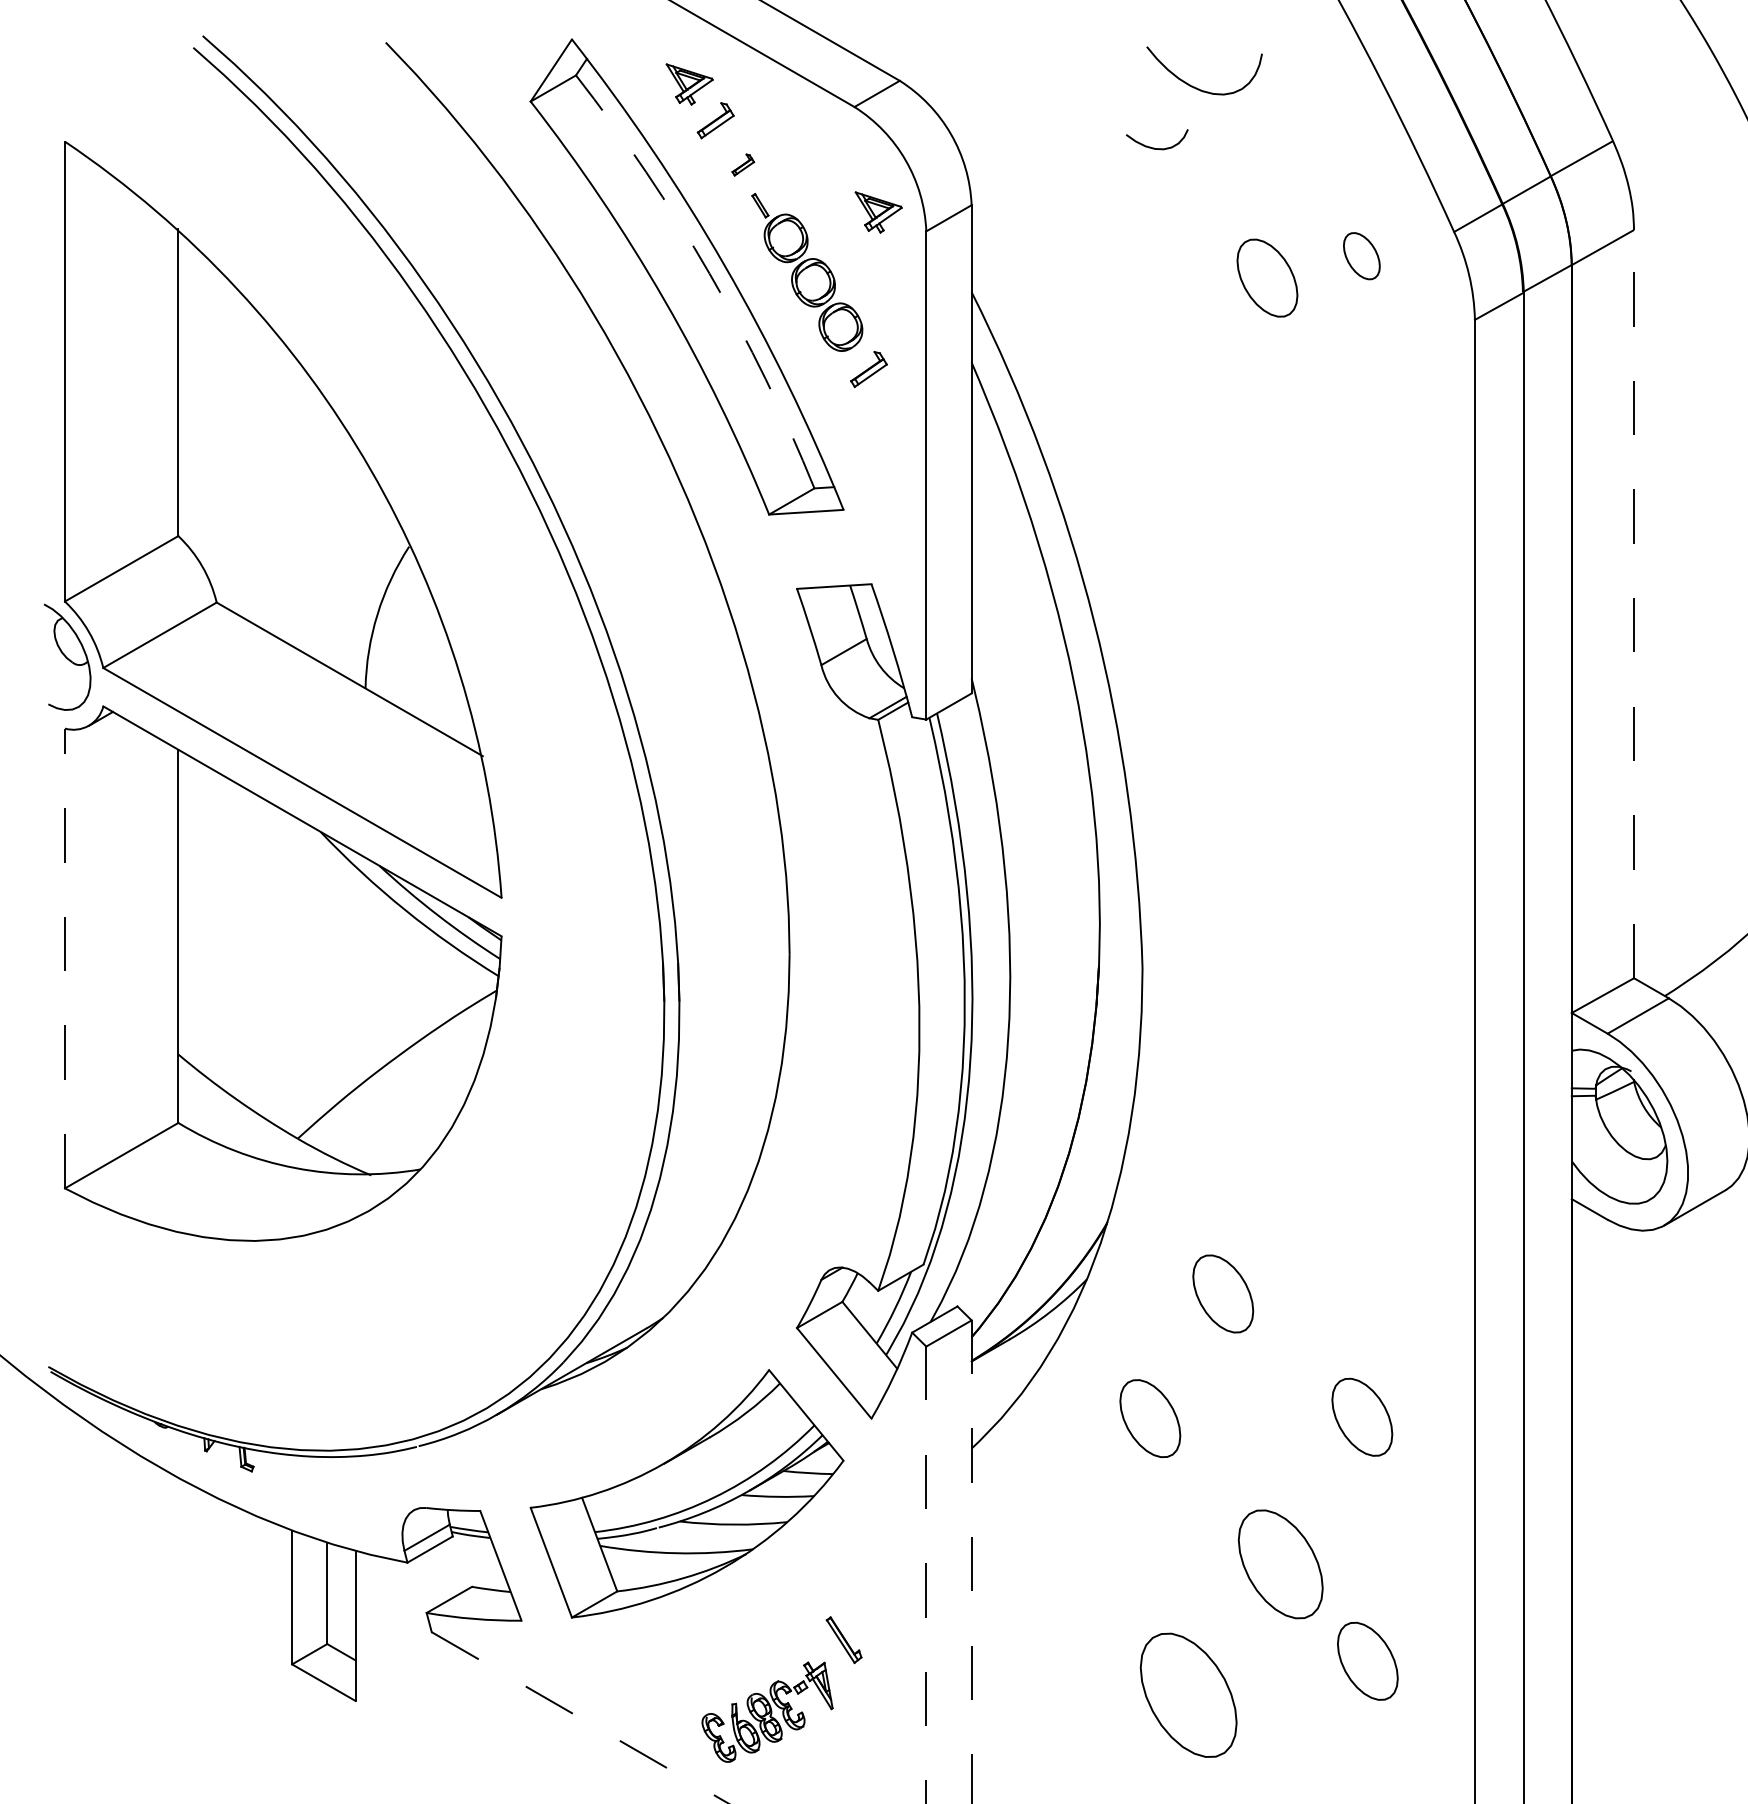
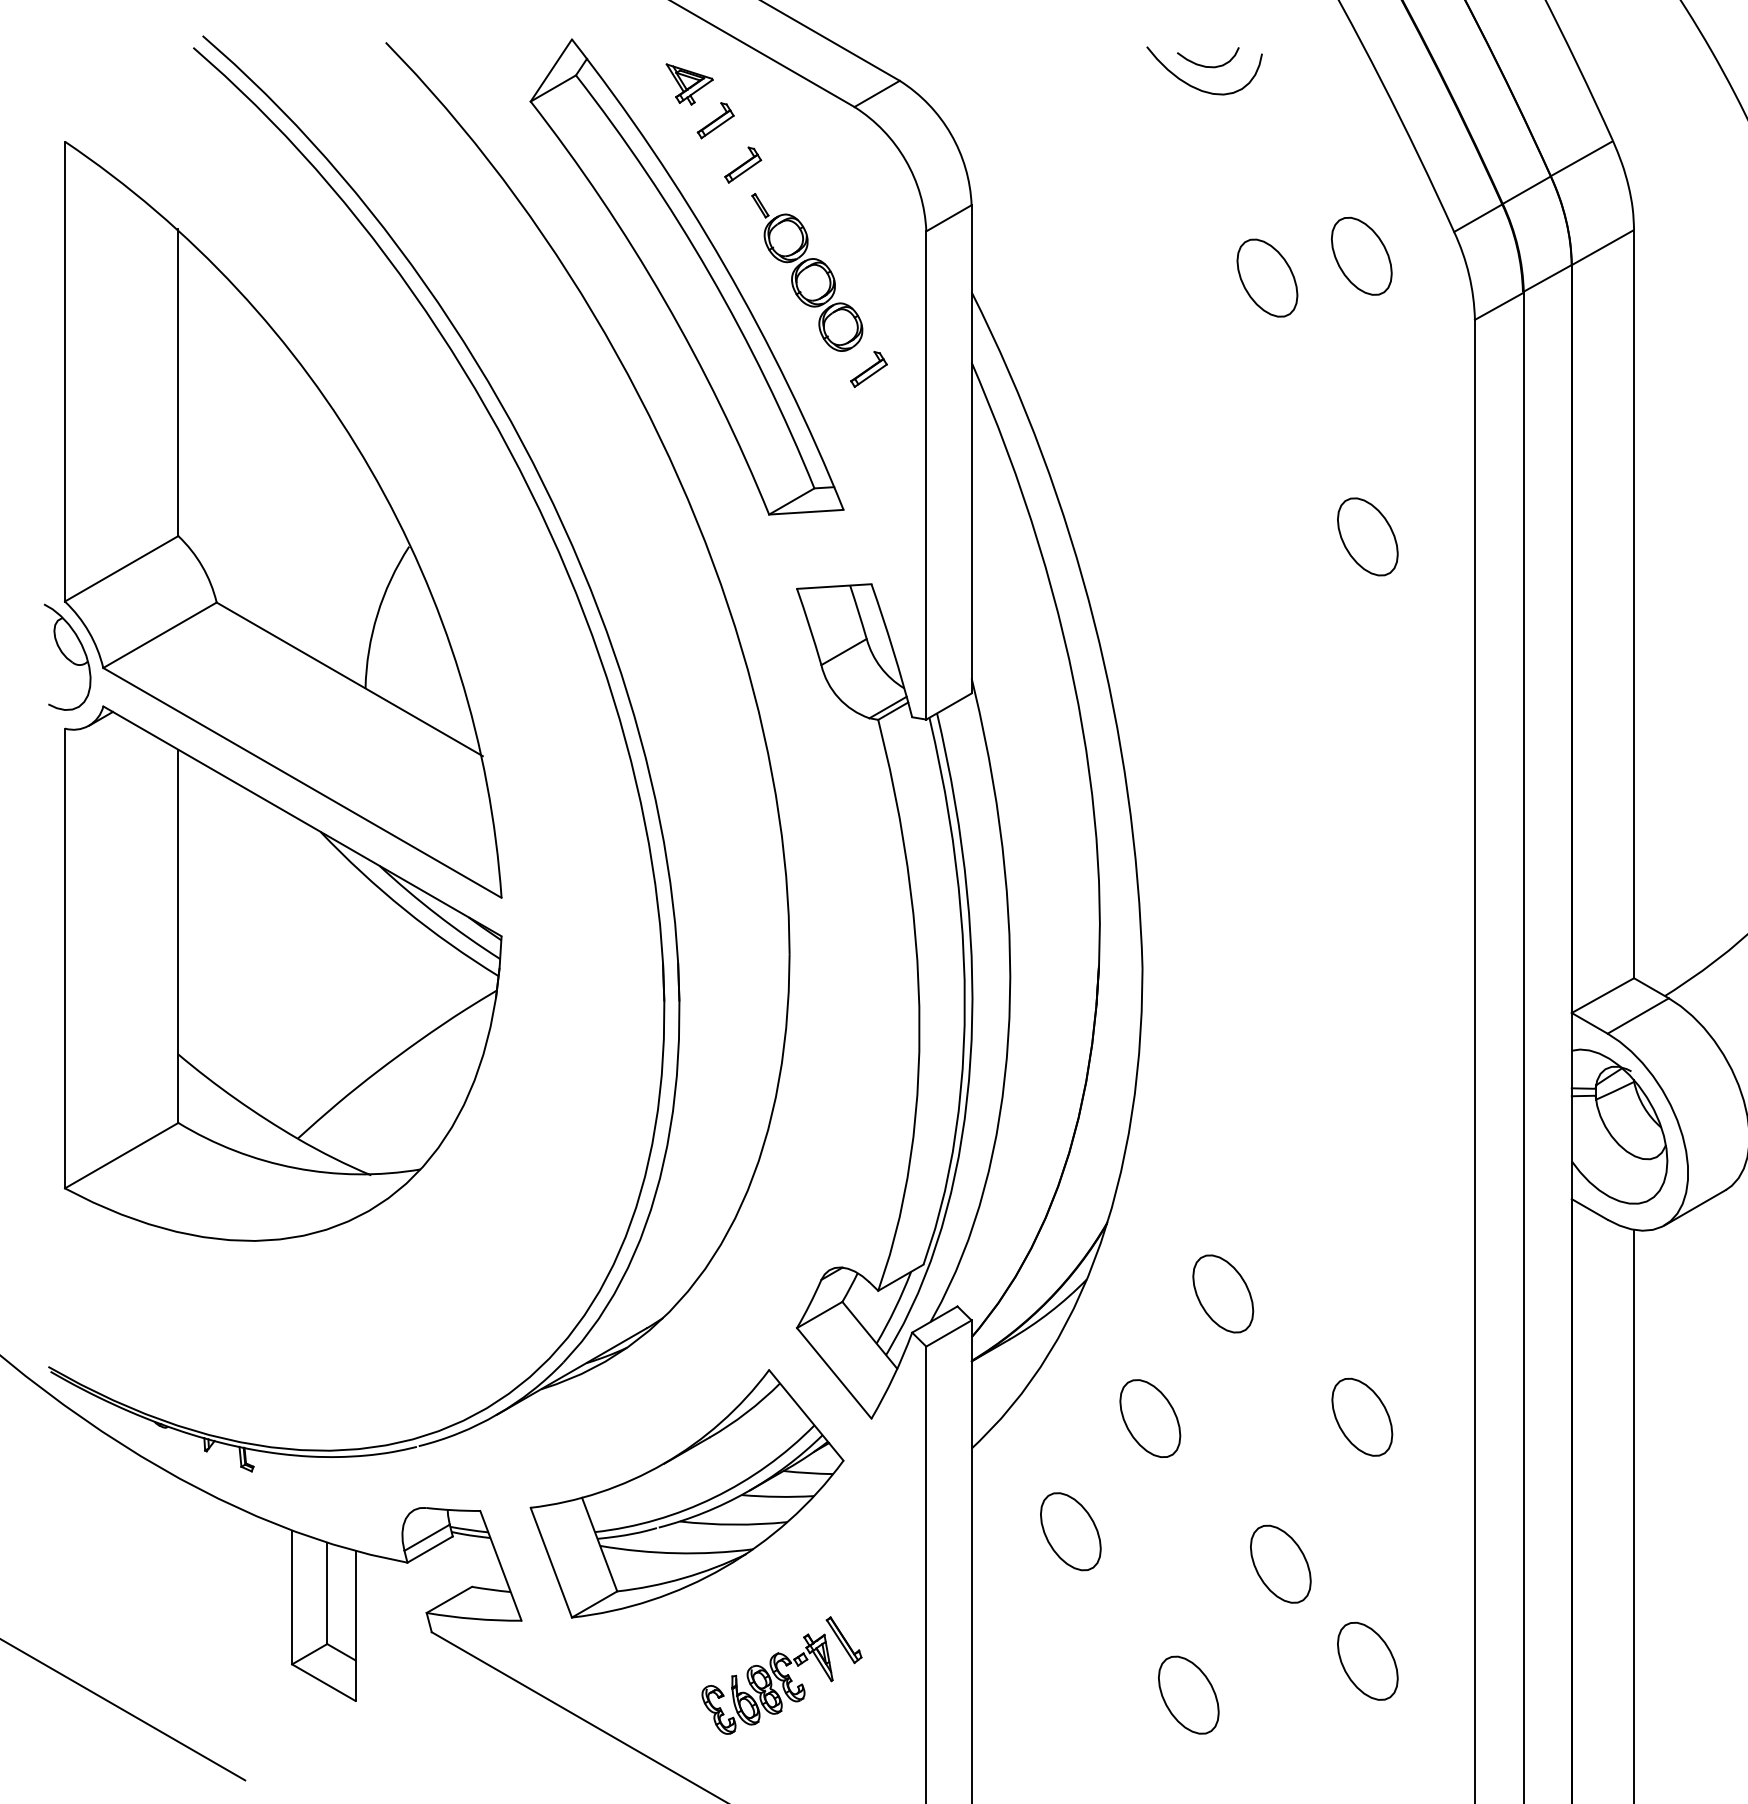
curve position: (1154, 147) -> (1205, 65) (1205, 65)
part size: 25x24 px -> 39x38 px (743, 164)
part: present -> none (878, 212)
part size: 38x49 px -> 62x80 px (1361, 255)
arc: dashed -> solid (709, 273)
part: none -> present (1367, 536)
line: dashed -> solid (1634, 603)
line: dashed -> solid (64, 958)
line: none -> present (1634, 1514)
part: none -> present (1070, 1531)
line: dashed -> solid (971, 1562)
part size: 87x111 px -> 62x80 px (1280, 1563)
line: dashed -> solid (926, 1575)
part size: 99x126 px -> 62x80 px (1188, 1694)
line: none -> present (123, 1710)
part position: (767, 1711) -> (767, 1683) (767, 1683)
line: dashed -> solid (580, 1718)
